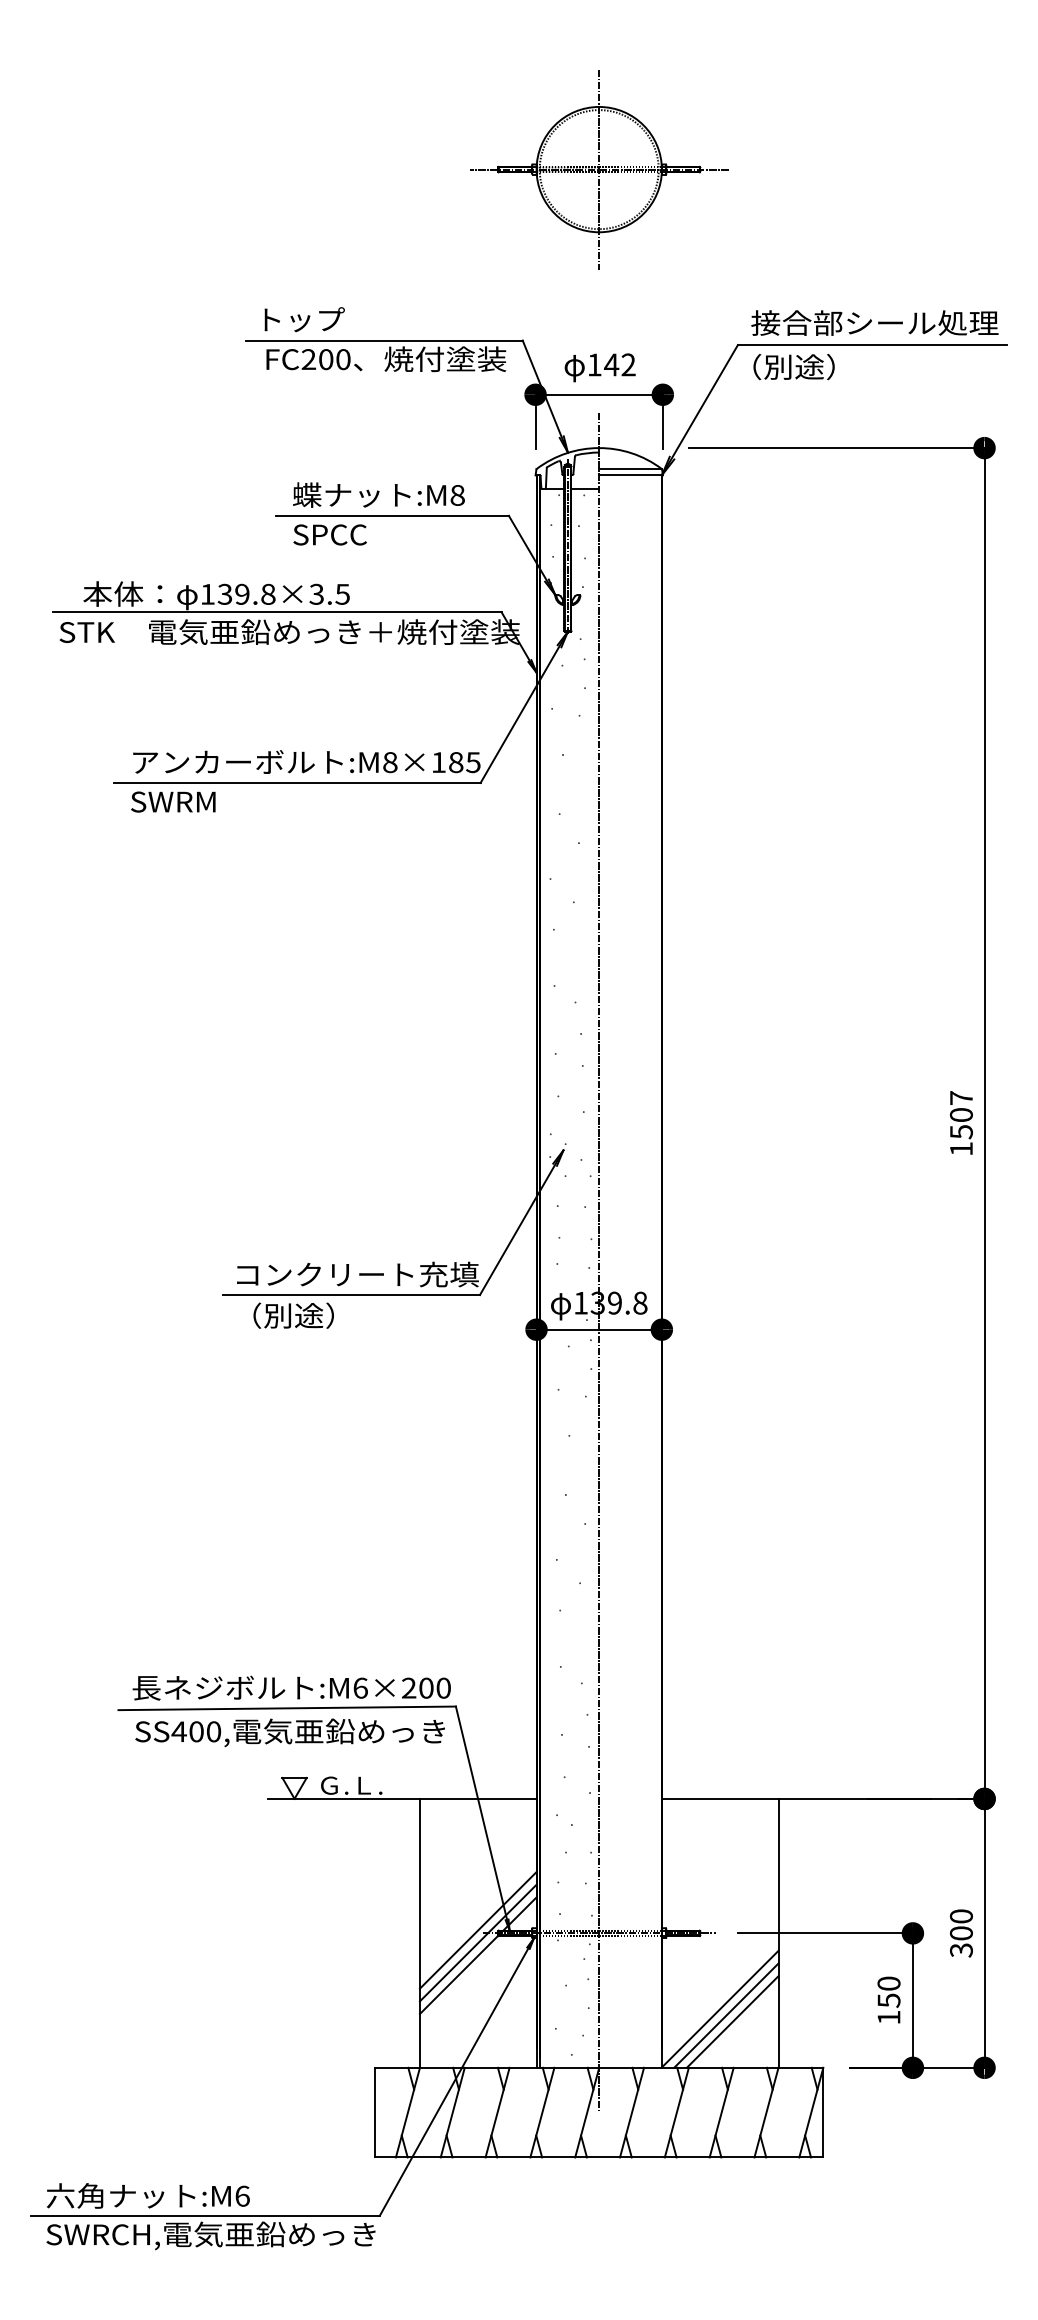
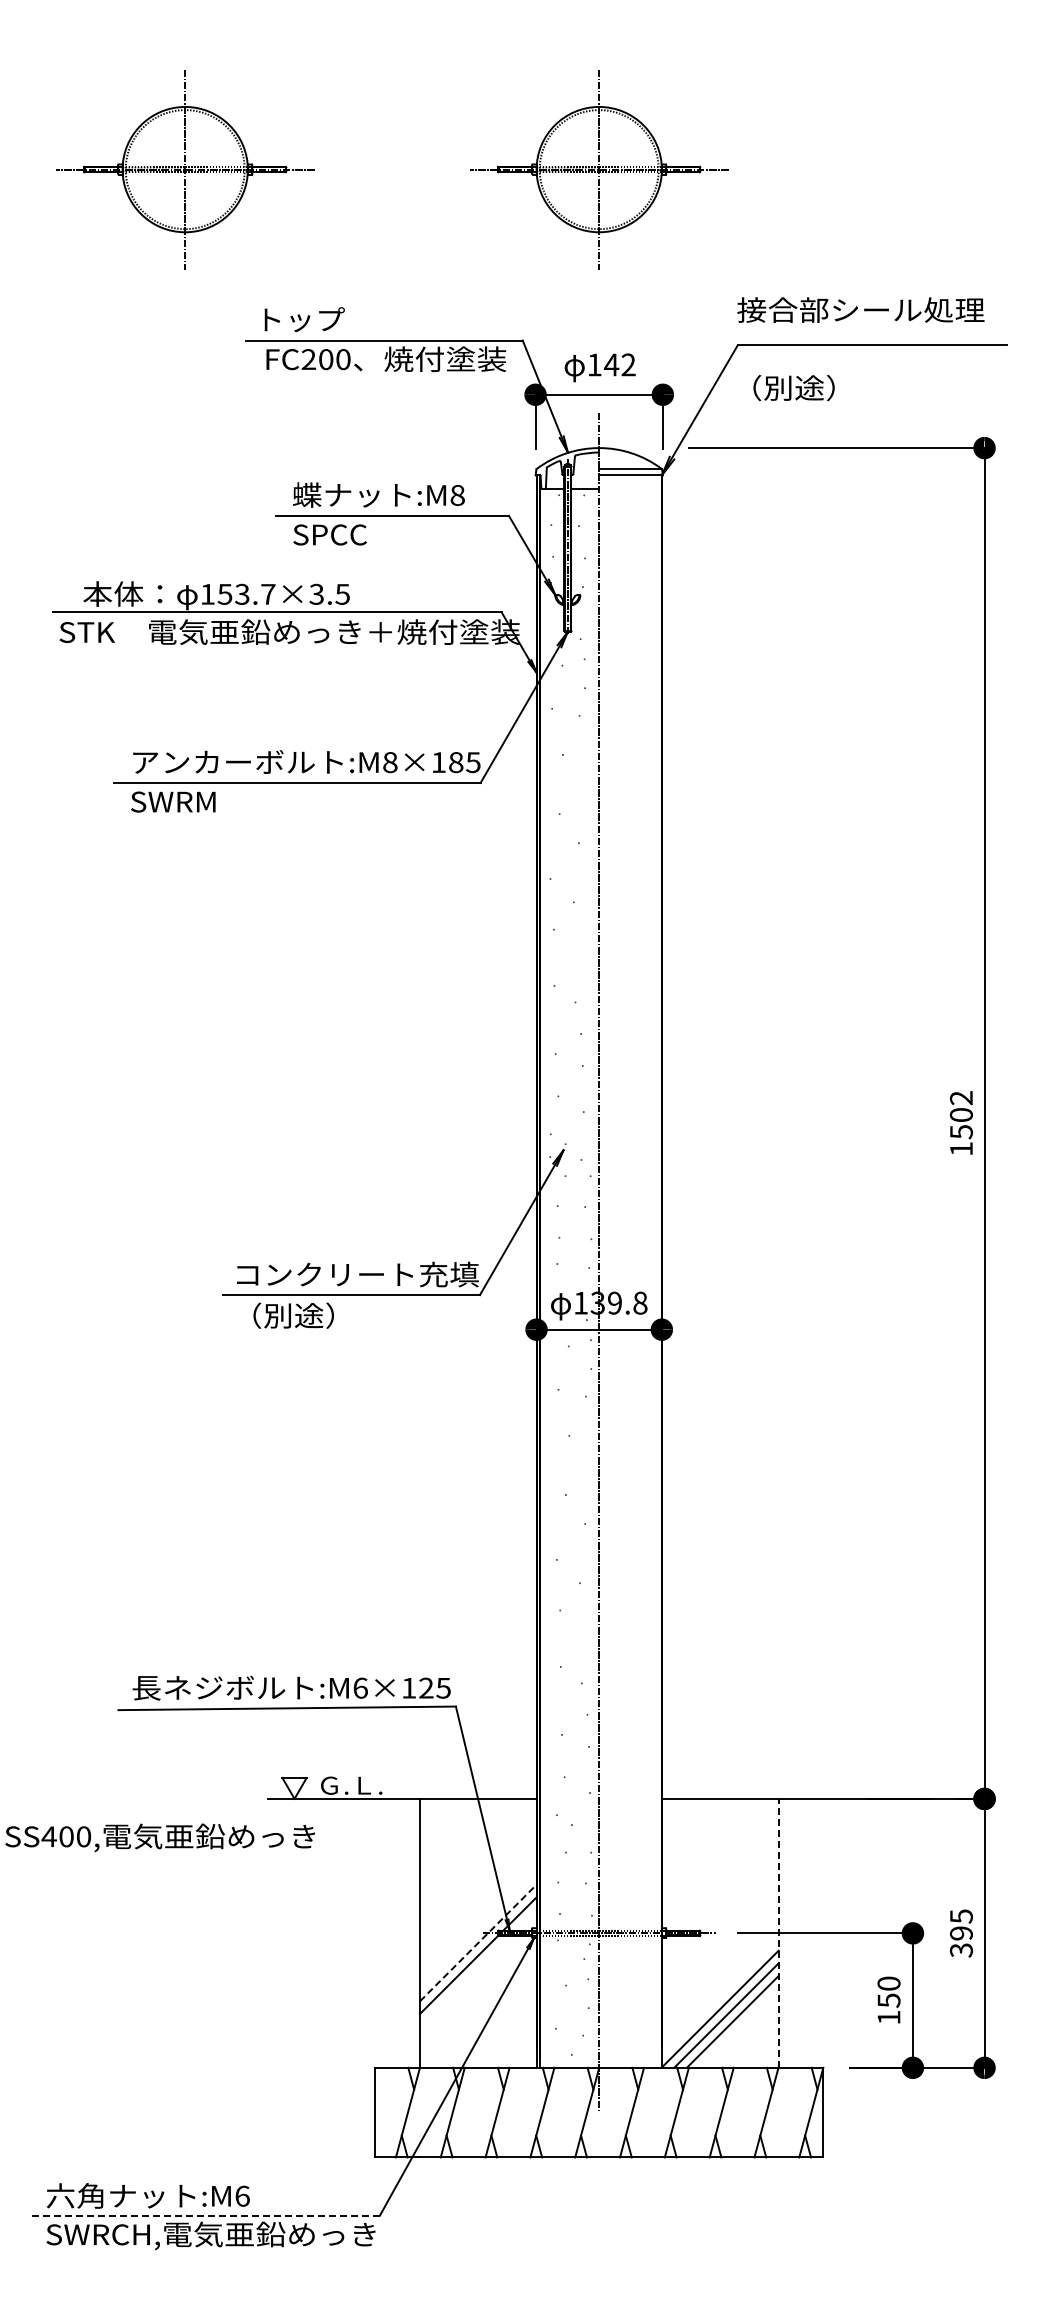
part: none -> present (185, 169)
text position: (874, 322) -> (860, 309) (860, 309)
text position: (793, 367) -> (793, 388) (793, 388)
text: 139.8×3.5 -> 153.7×3.5 (246, 593)
text: 1507 -> 1502 (960, 1098)
text: :M6×200 -> :M6×125 (426, 1687)
text position: (289, 1732) -> (159, 1837) (159, 1837)
text: 300 -> 395 (960, 1924)
line: present -> none (477, 1930)
line: solid -> dashed (778, 1932)
line: solid -> dashed (478, 1942)
line: solid -> dashed (205, 2215)
